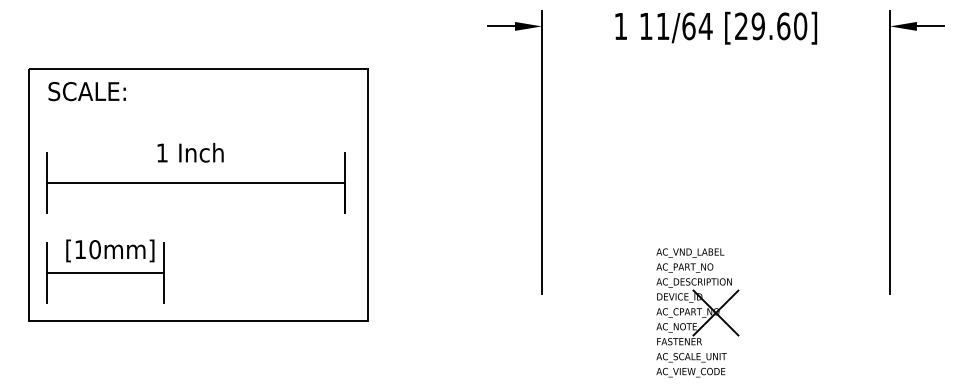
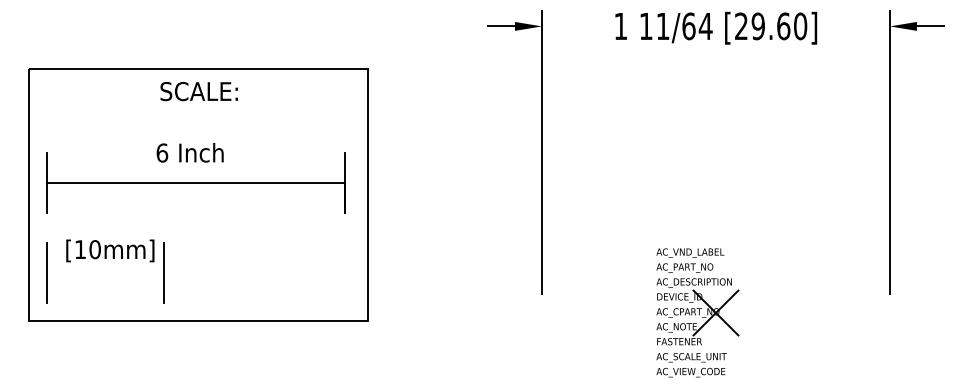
text position: (86, 91) -> (198, 91) (198, 91)
text: 1 -> 6 (162, 152)
line: present -> none (105, 272)
